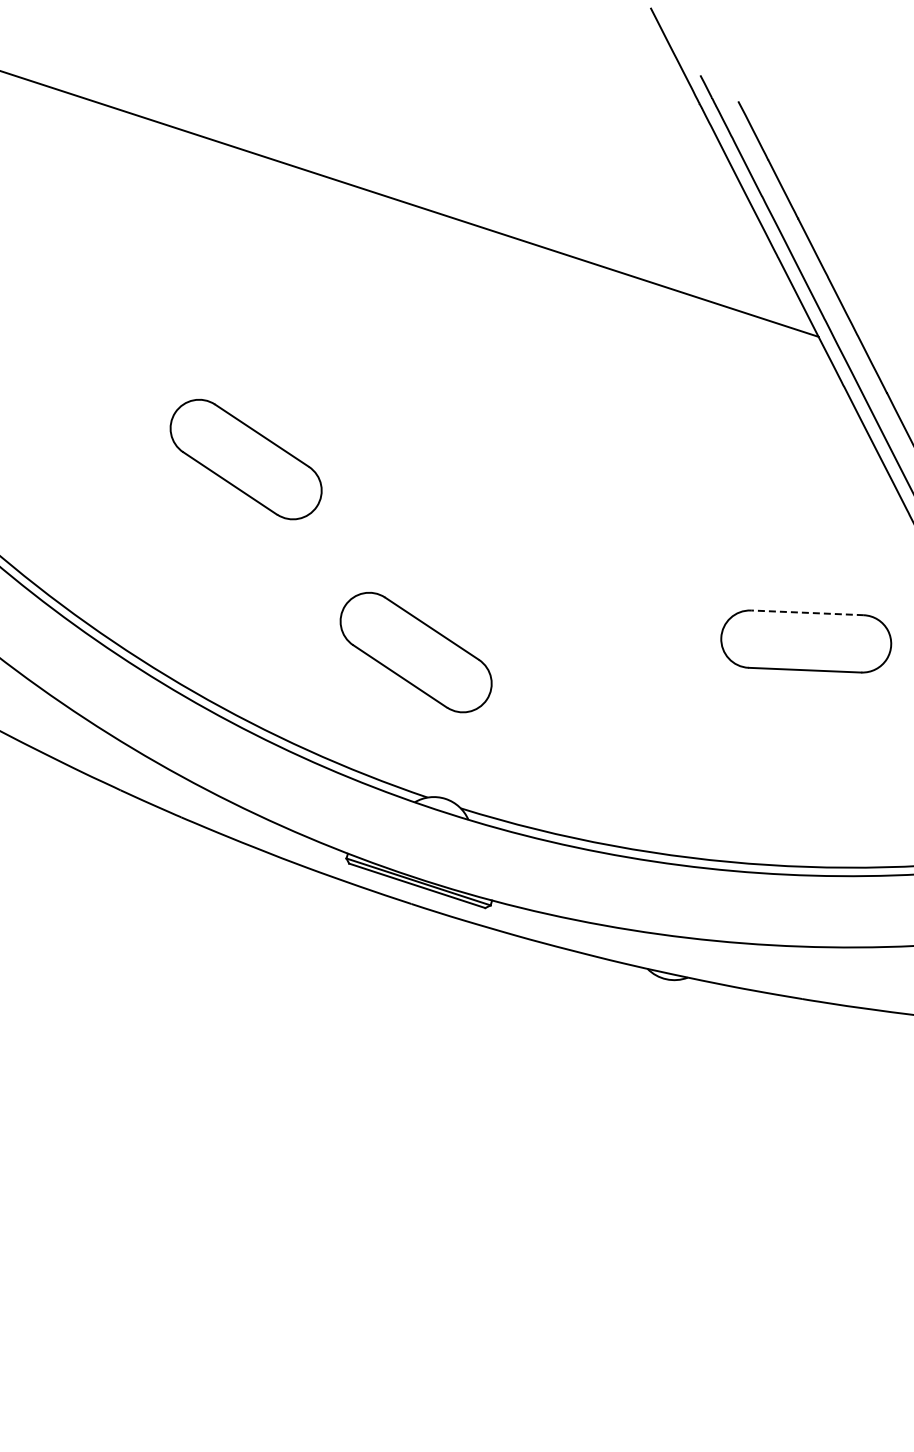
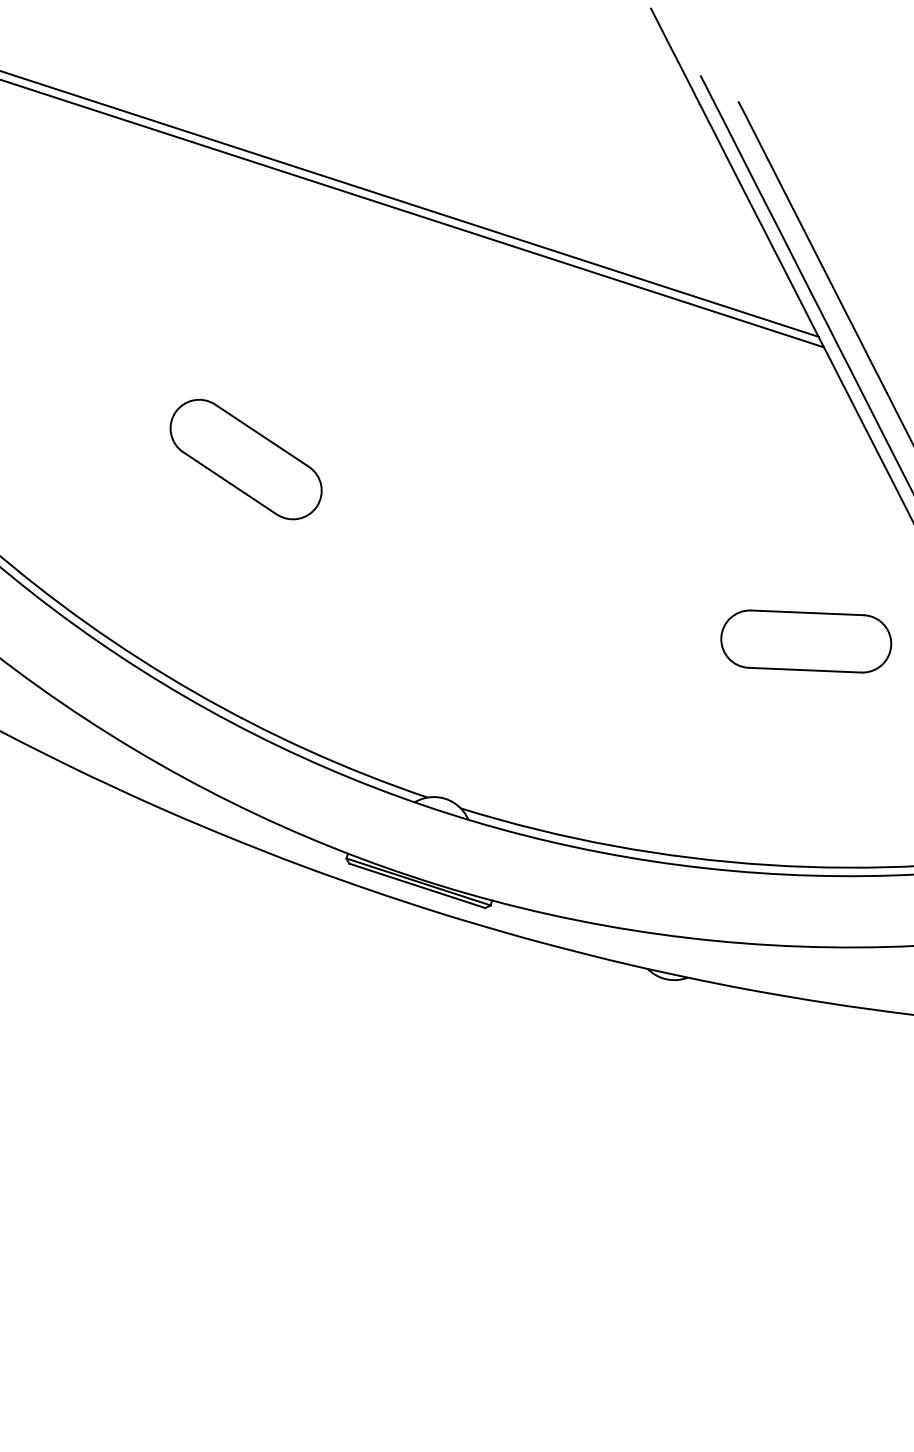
line: none -> present (412, 213)
line: dashed -> solid (806, 612)
part: present -> none (415, 652)
